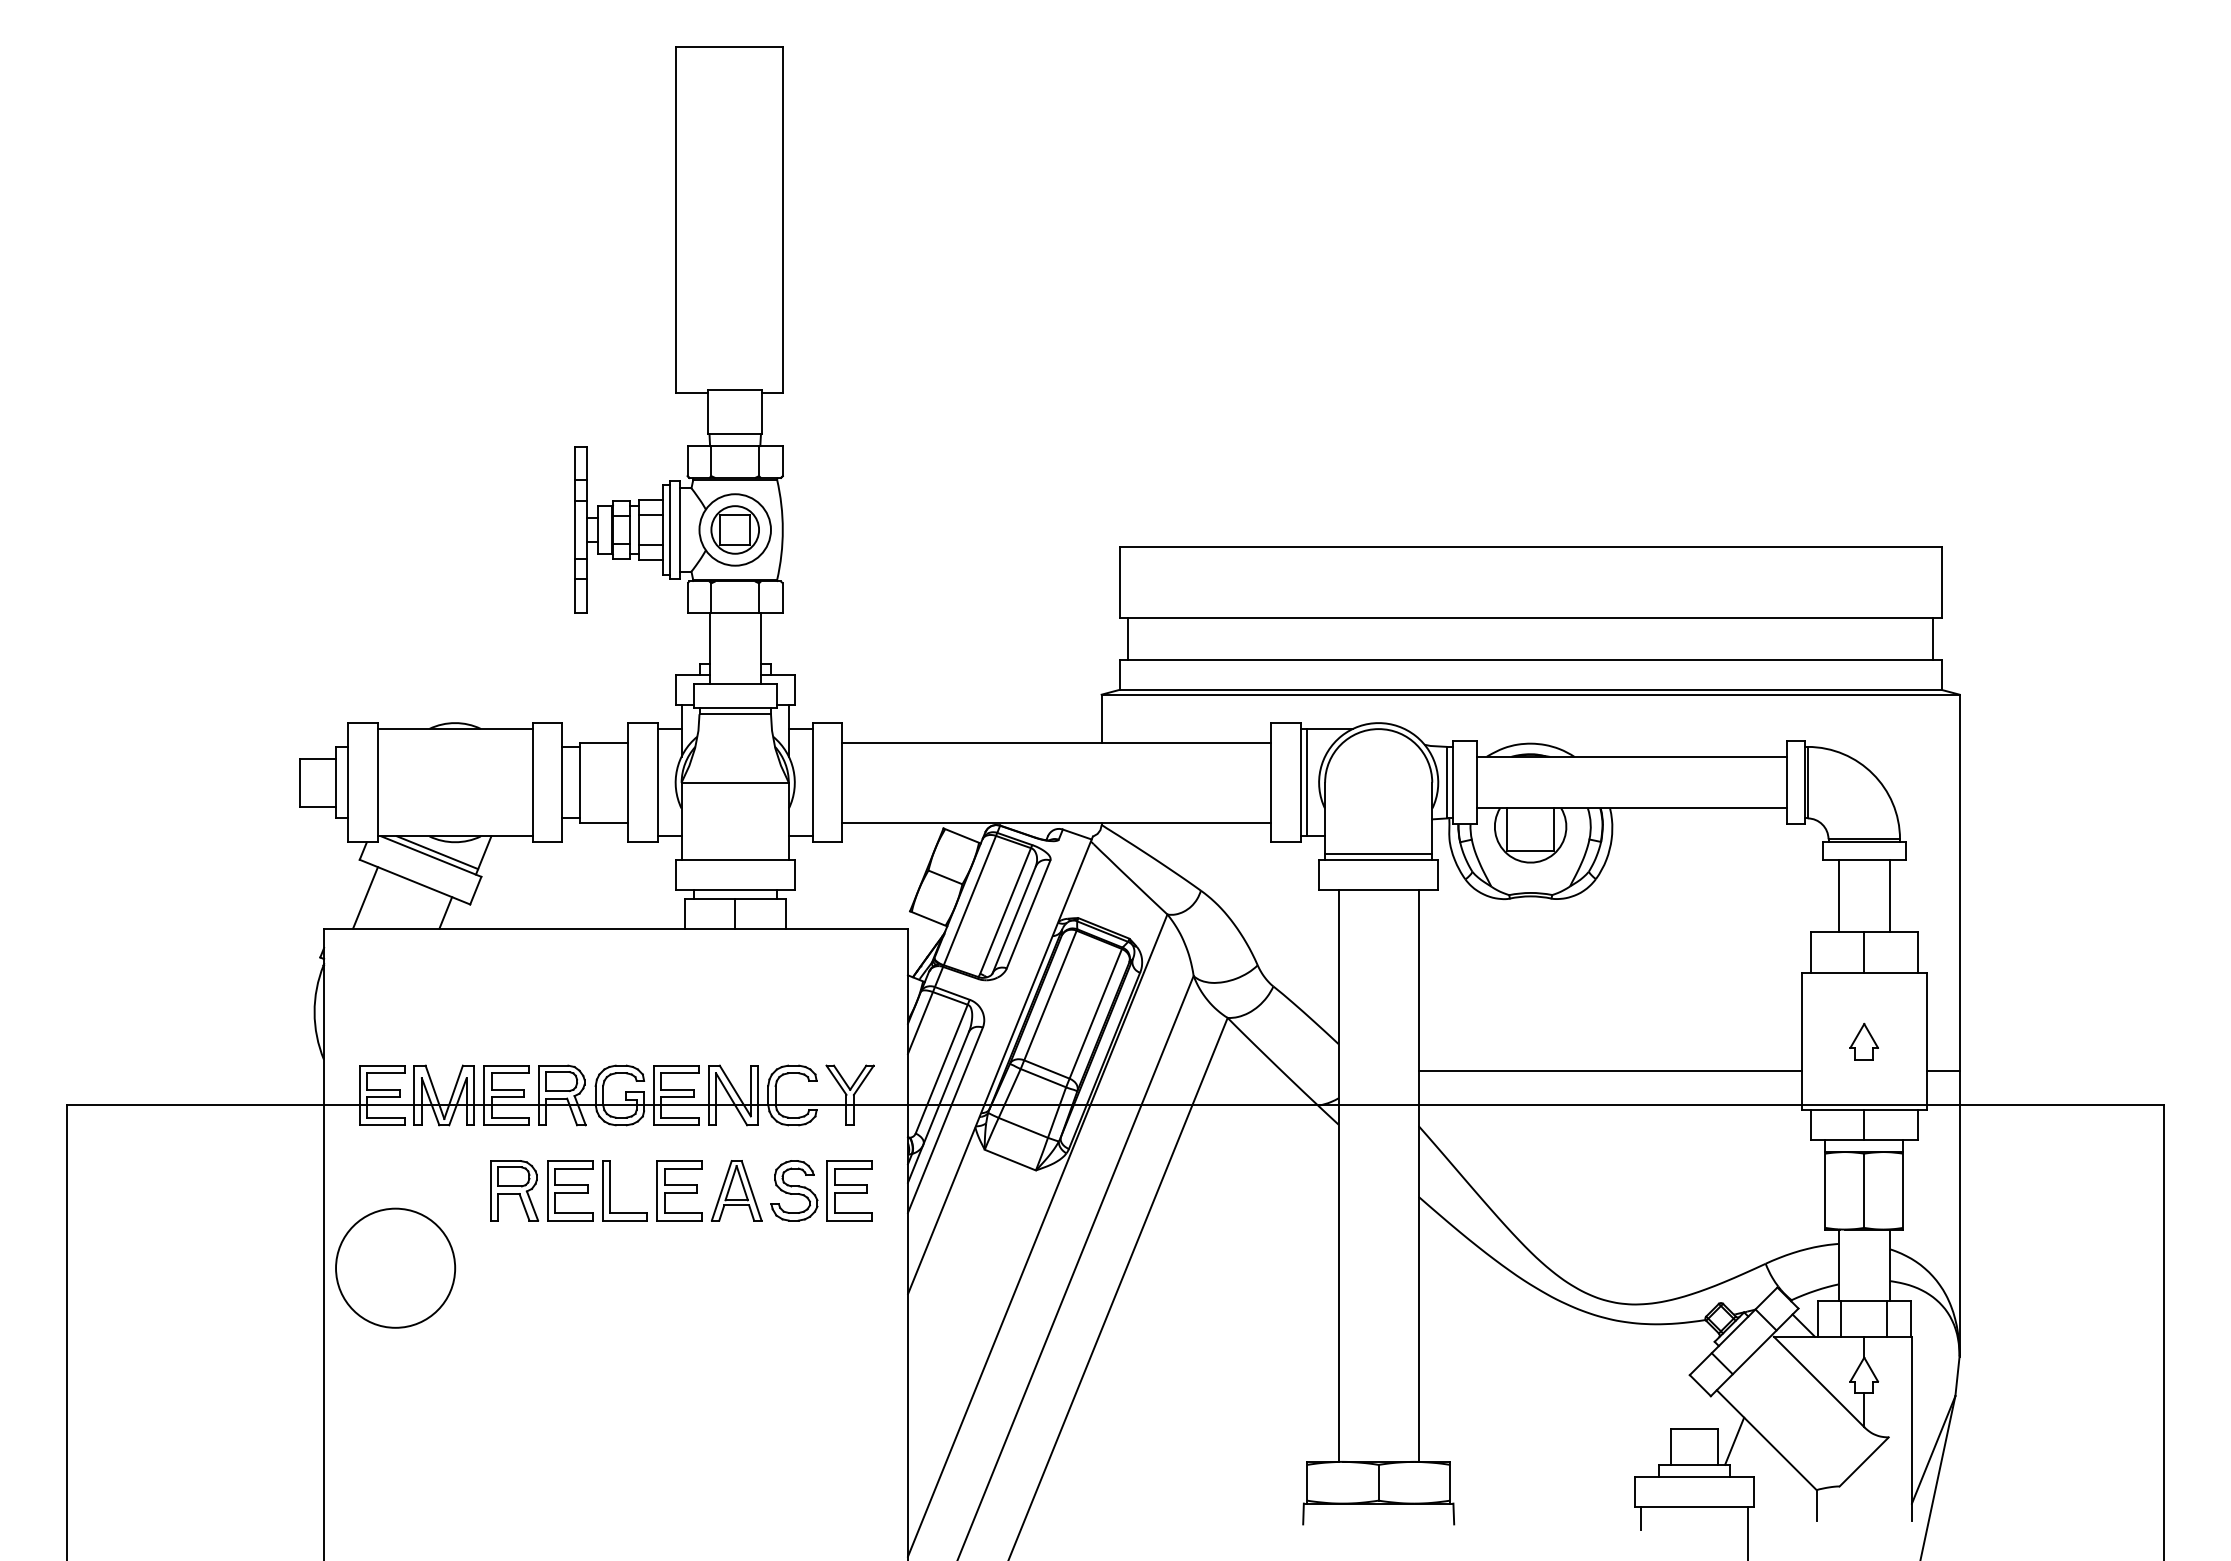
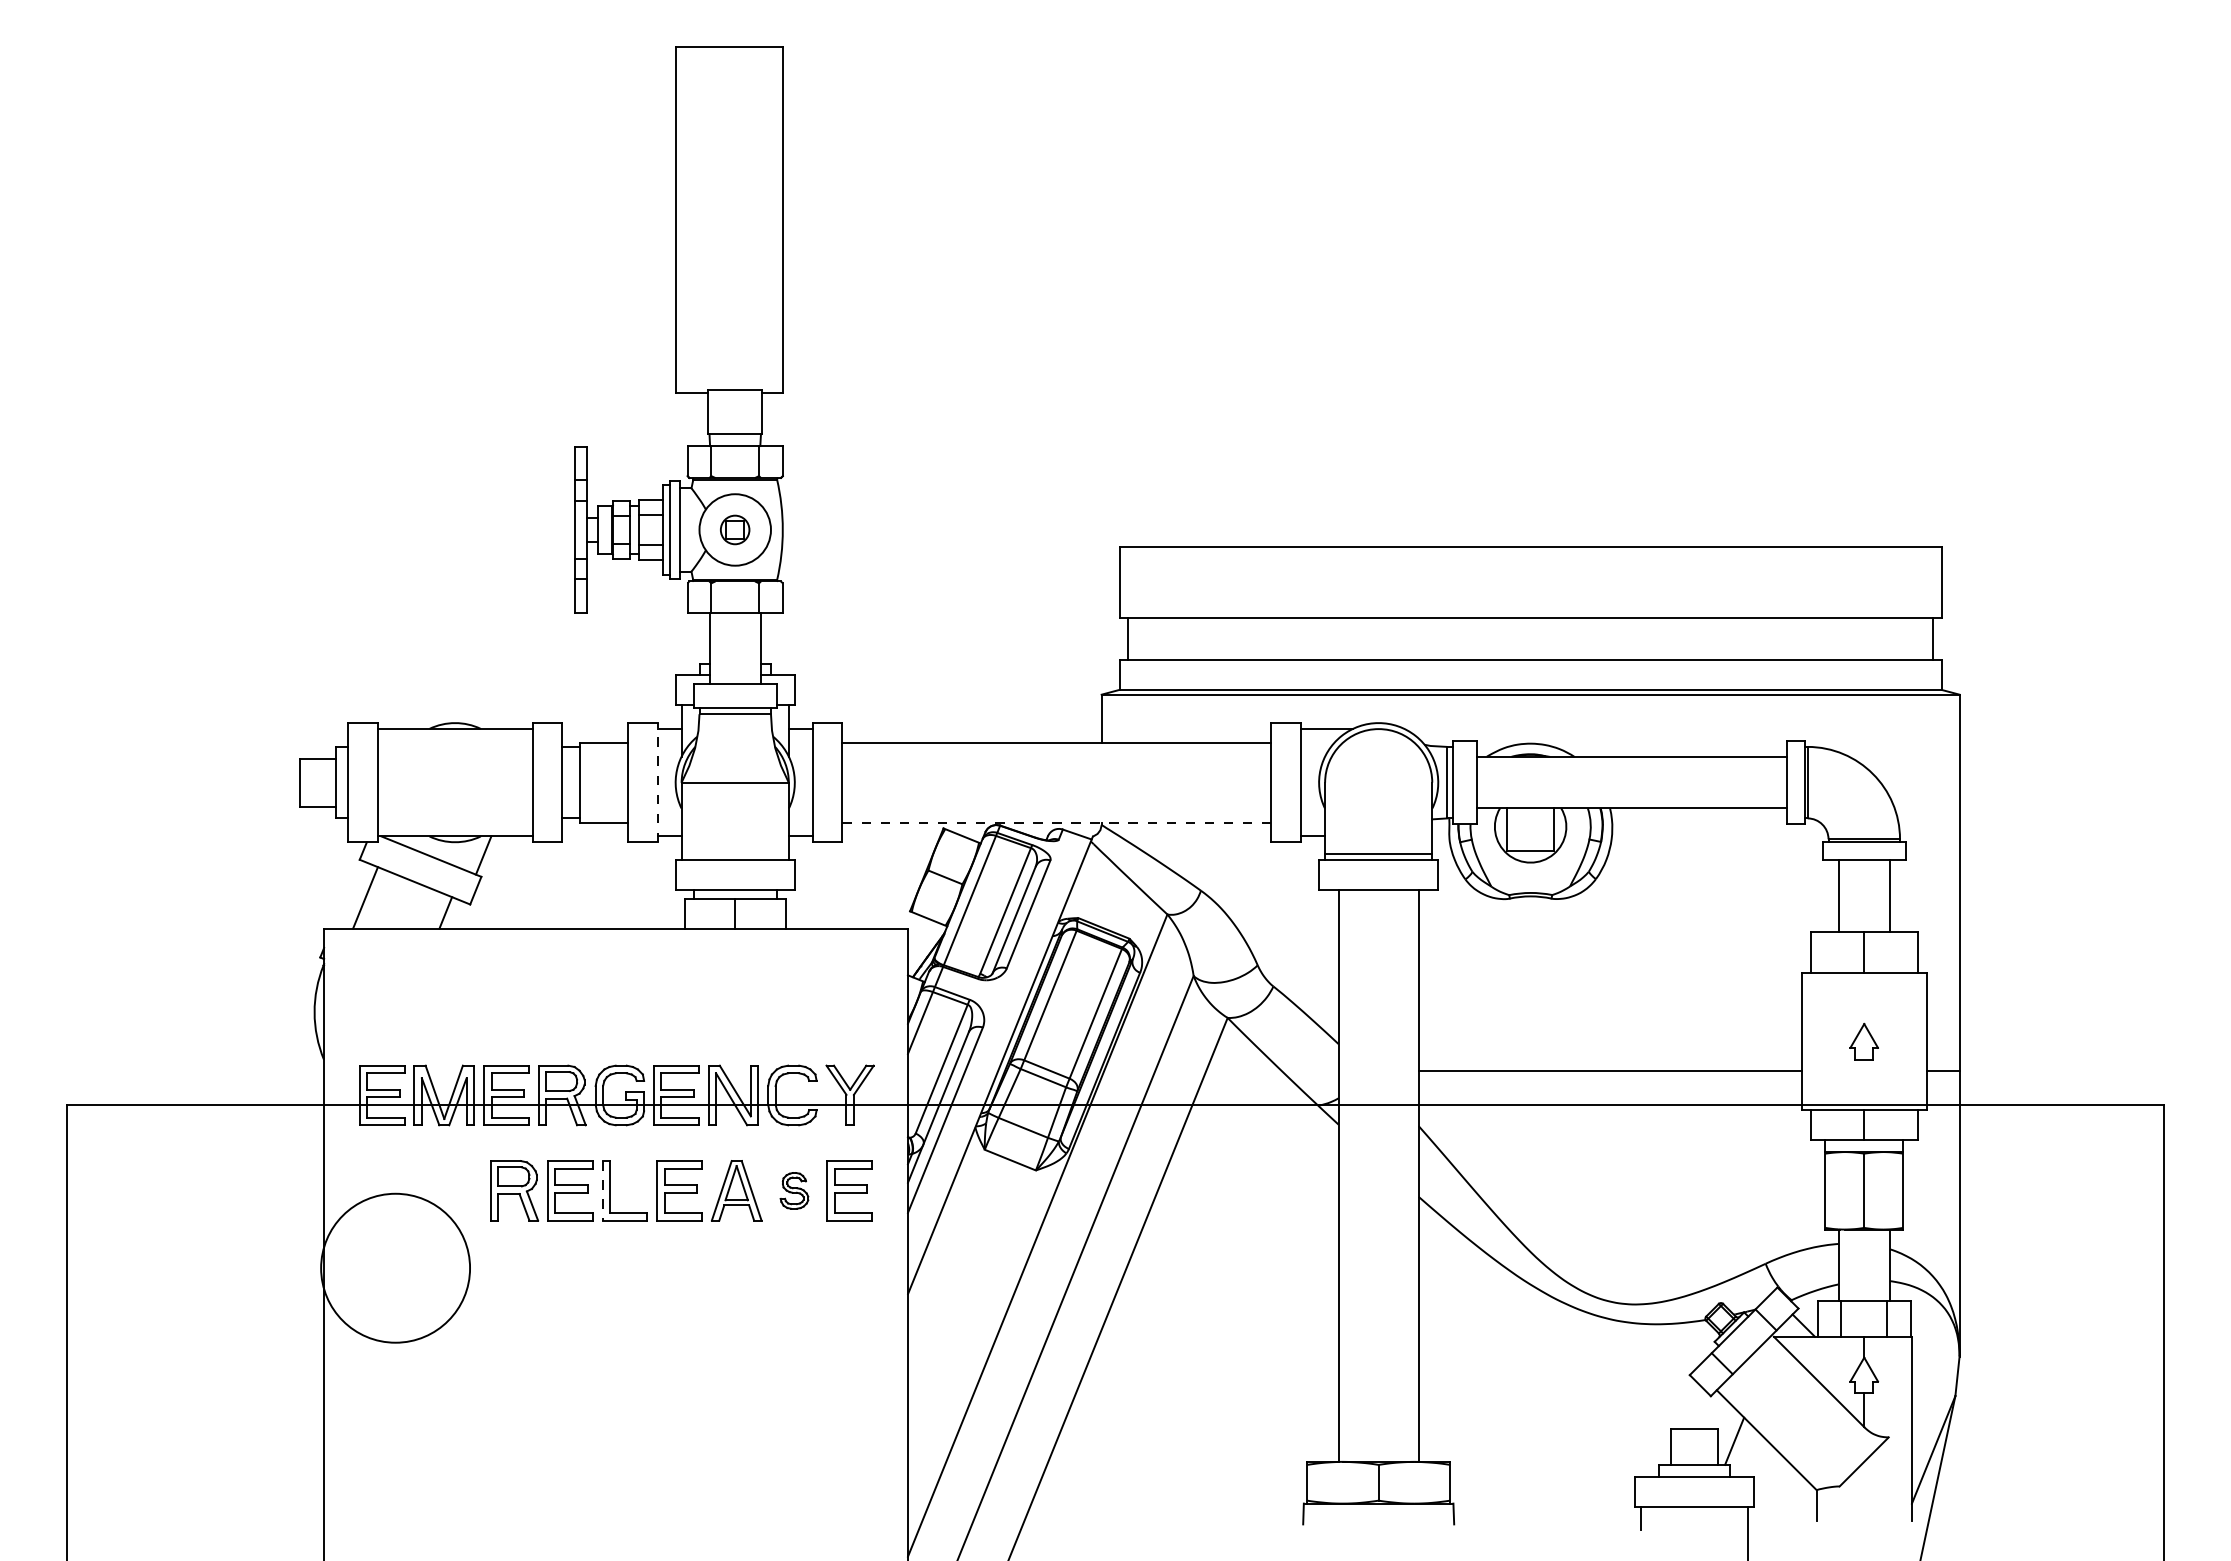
part size: 50x50 px -> 31x32 px (735, 529)
line: solid -> dashed (657, 782)
line: present -> none (1307, 782)
line: solid -> dashed (1057, 822)
line: present -> none (437, 852)
line: solid -> dashed (602, 1190)
part size: 49x62 px -> 31x38 px (794, 1190)
circle diameter: 119 px -> 149 px (395, 1267)
